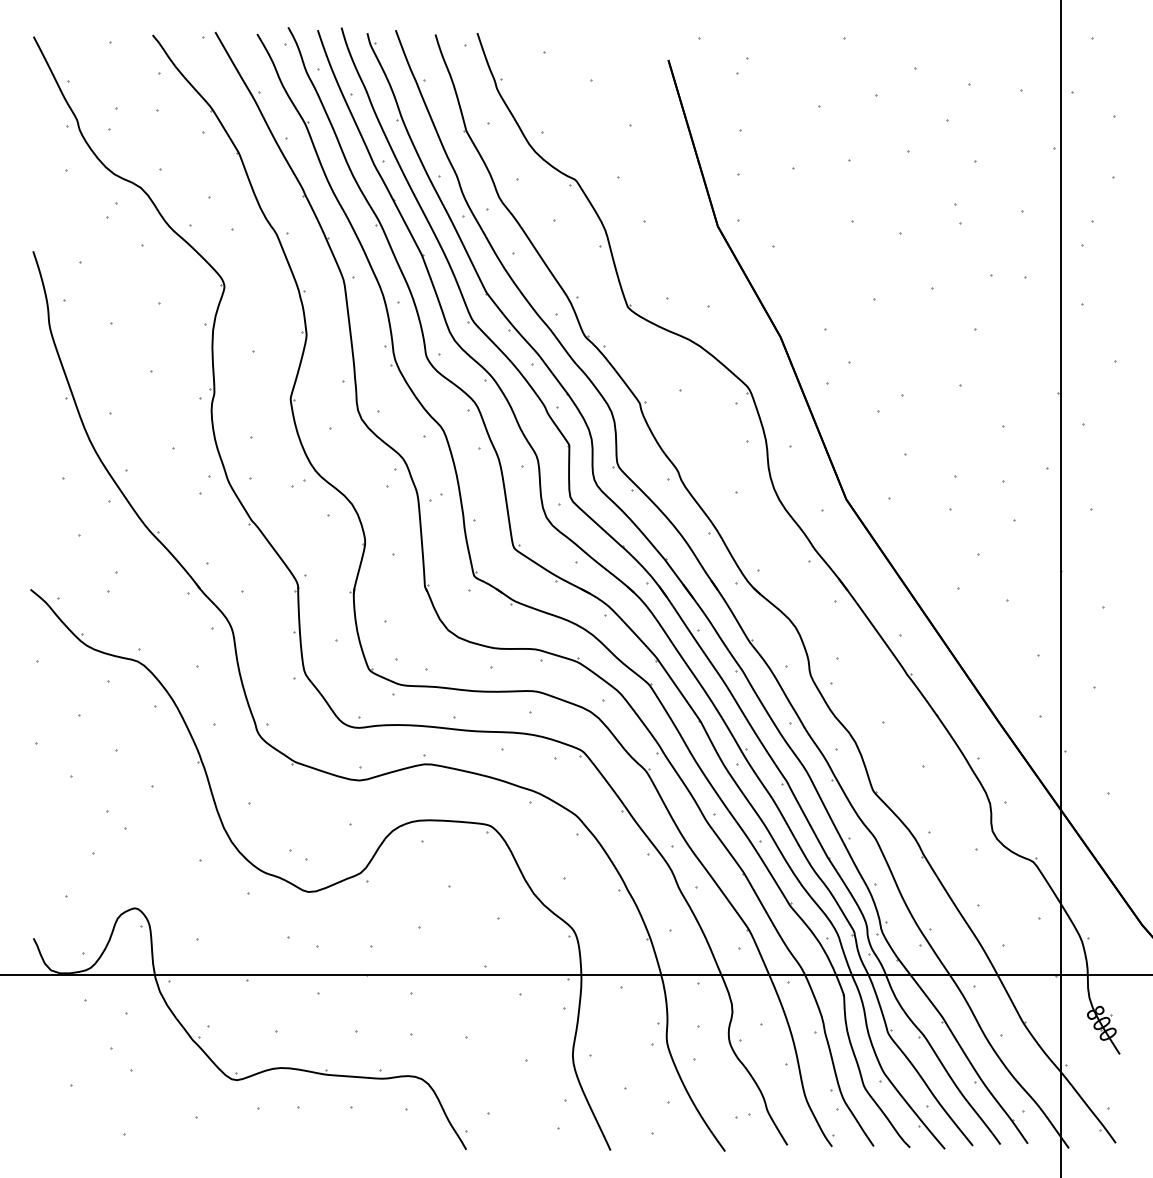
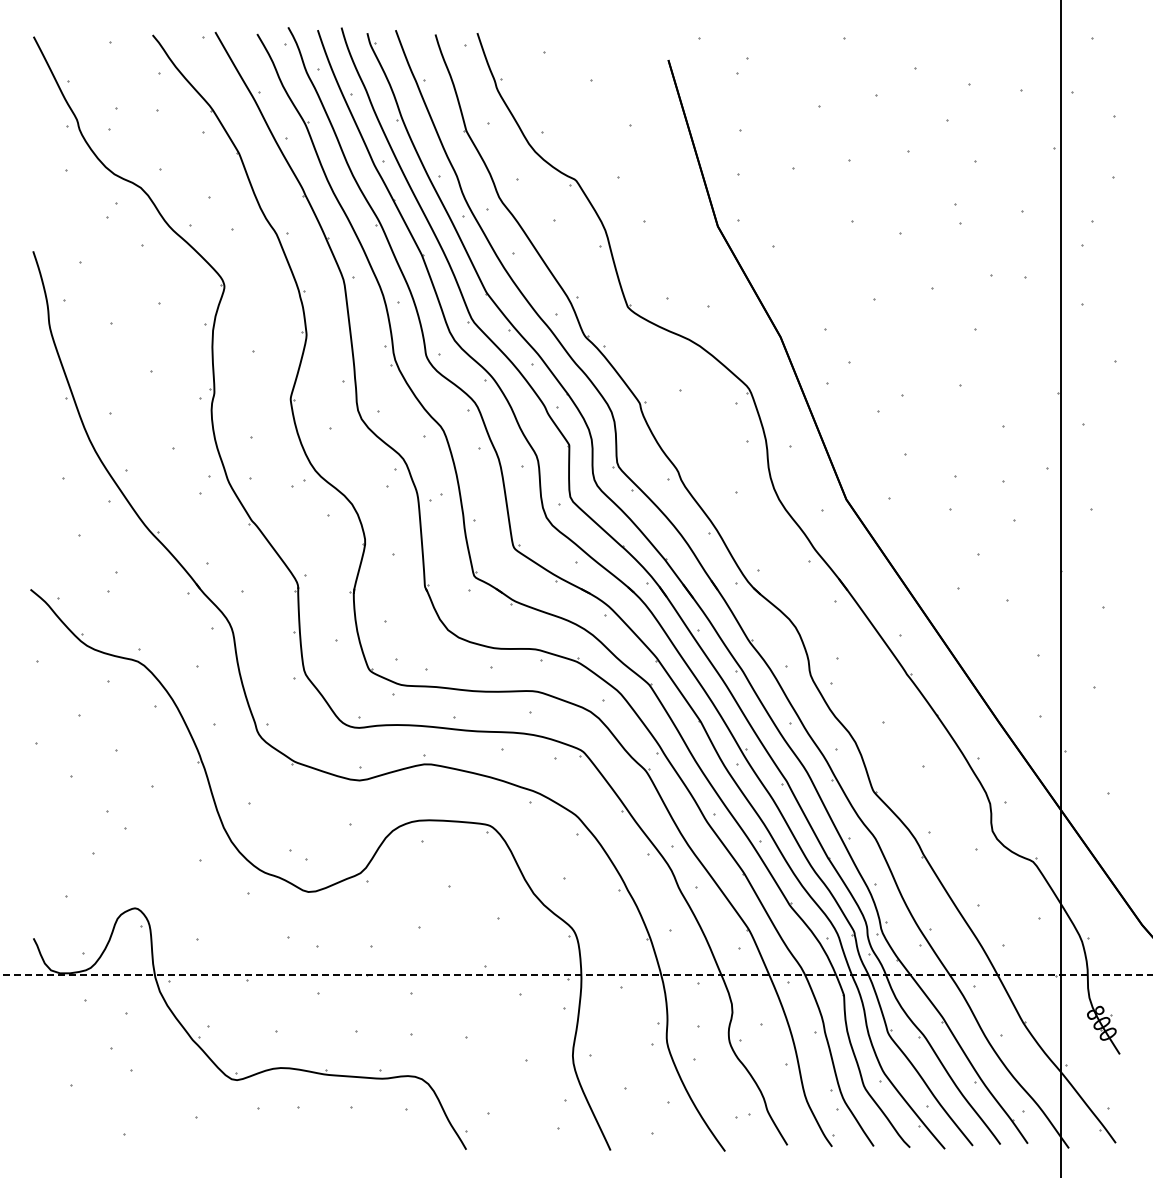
line: solid -> dashed (576, 974)
